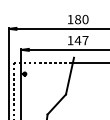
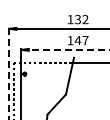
text: 180 -> 132 (81, 19)
line: solid -> dashed (66, 49)
line: solid -> dashed (9, 73)
